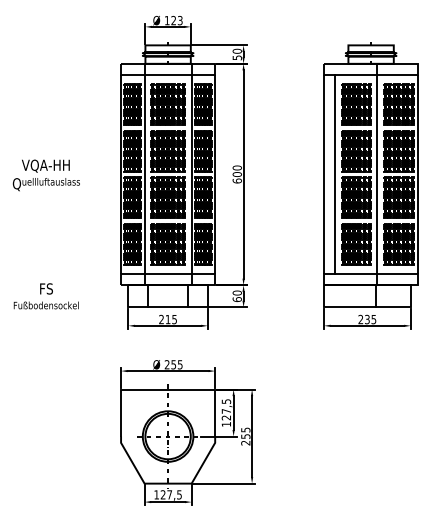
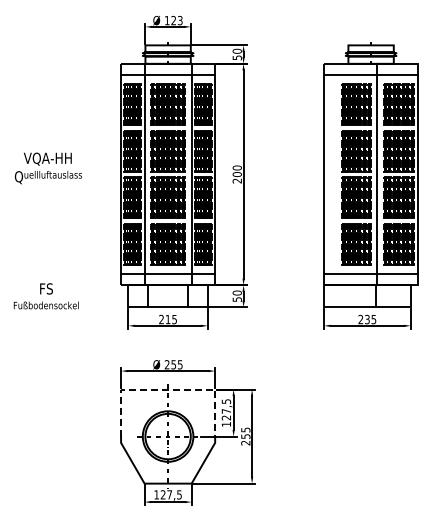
line: present -> none (335, 174)
text position: (45, 175) -> (47, 168) (47, 168)
text: 600 -> 200 (236, 180)
text: 60 -> 50 (236, 299)
line: solid -> dashed (168, 389)
